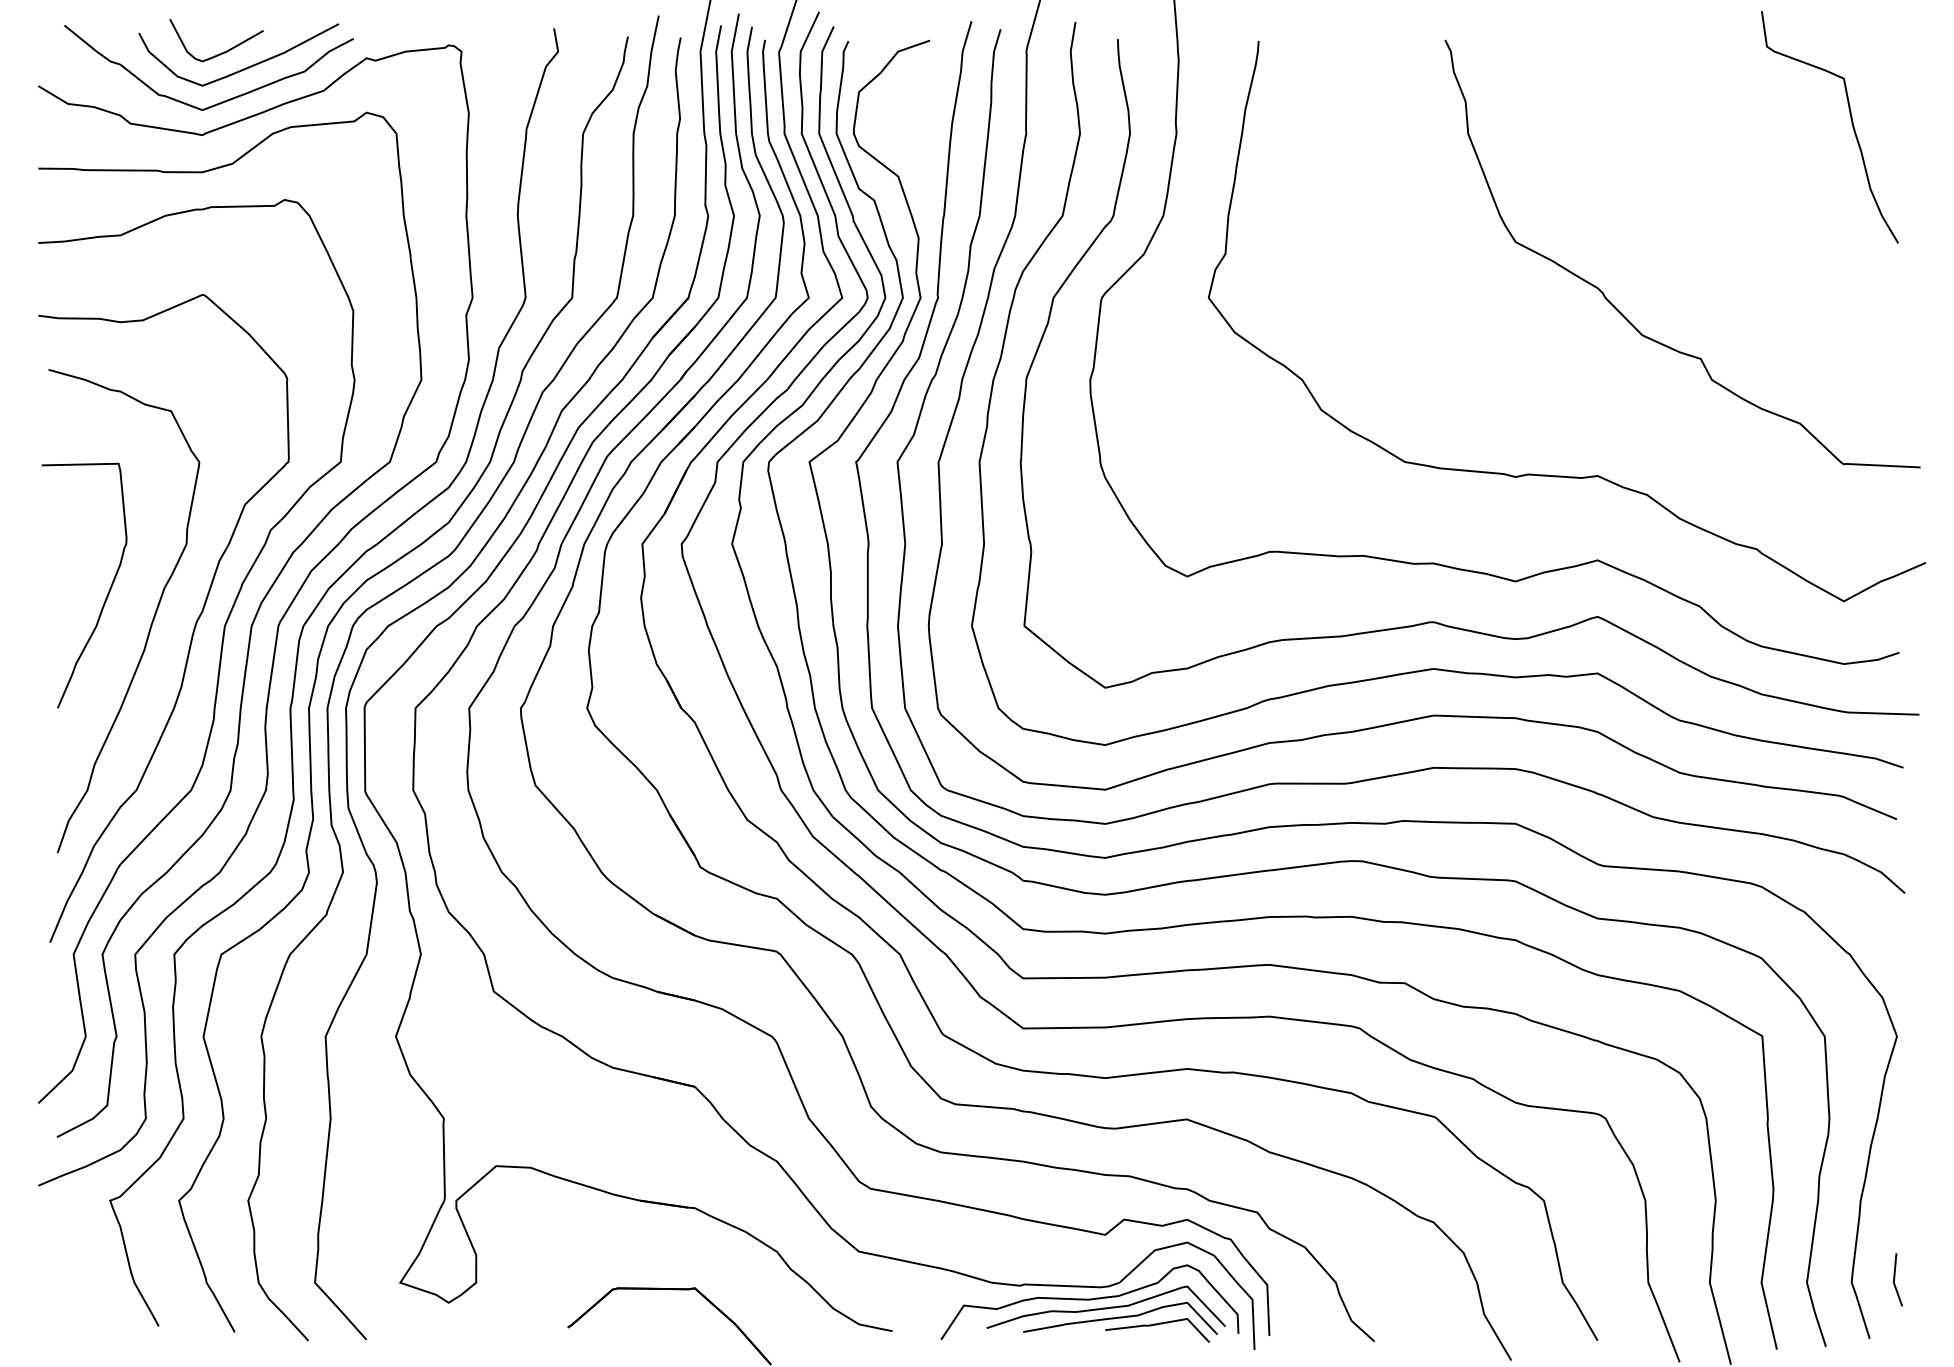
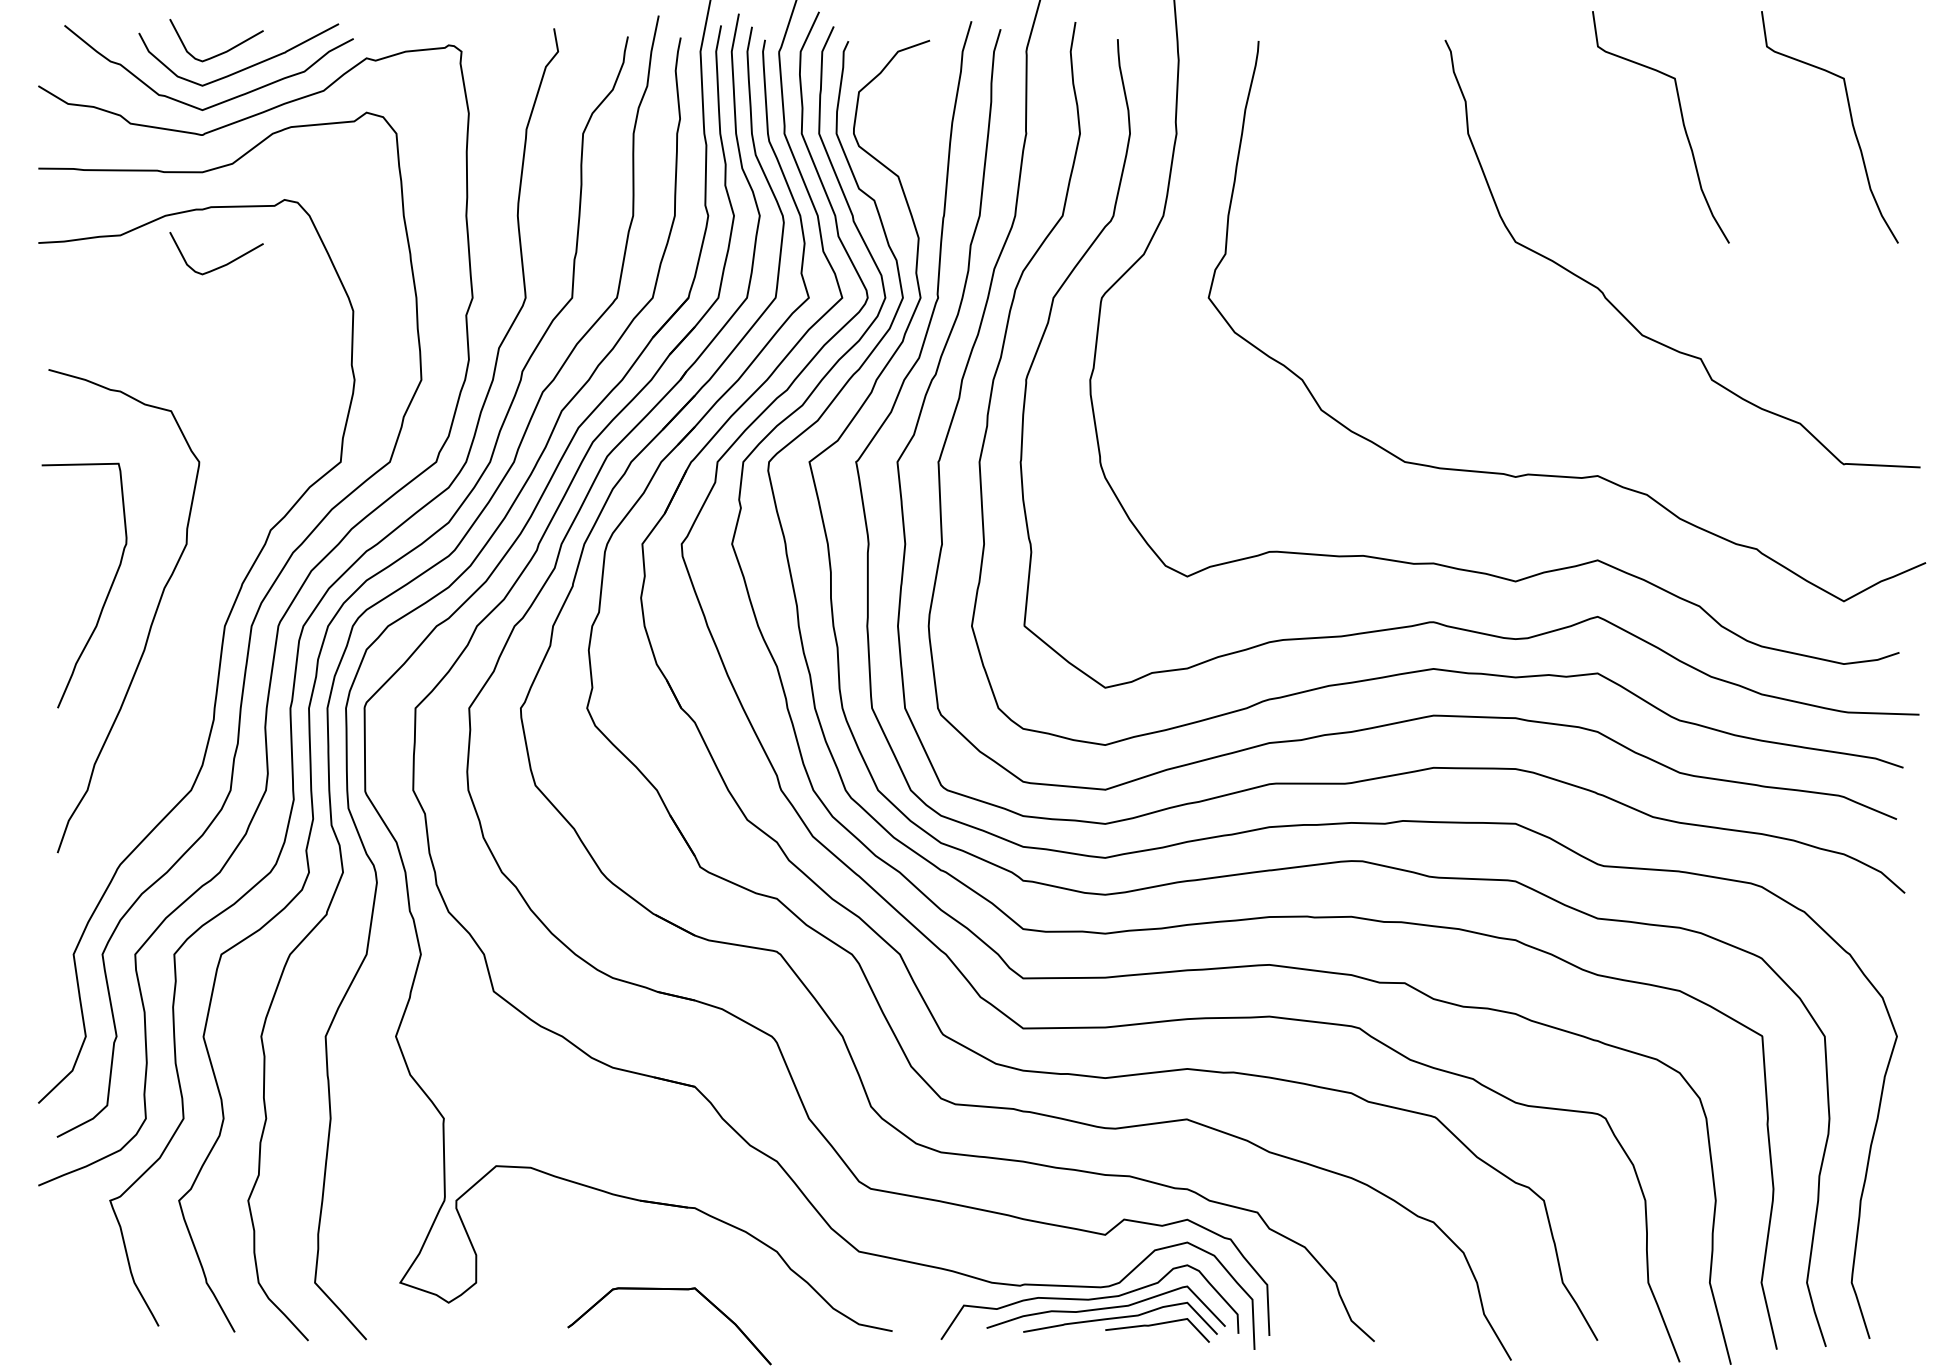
curve: none -> present (1682, 124)
curve: none -> present (221, 265)
curve: present -> none (193, 628)
line: present -> none (1895, 1278)
